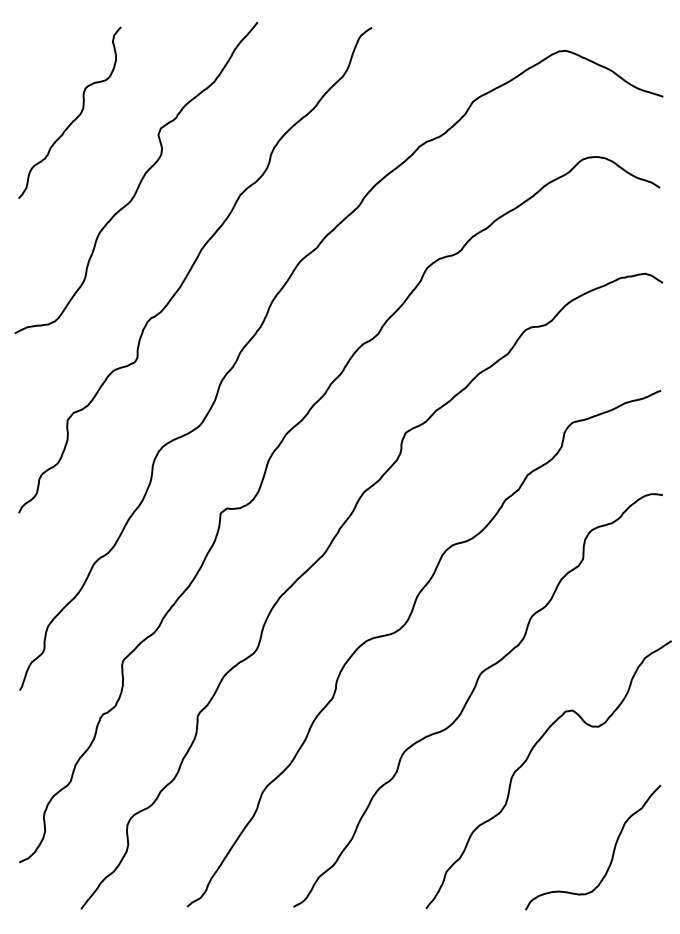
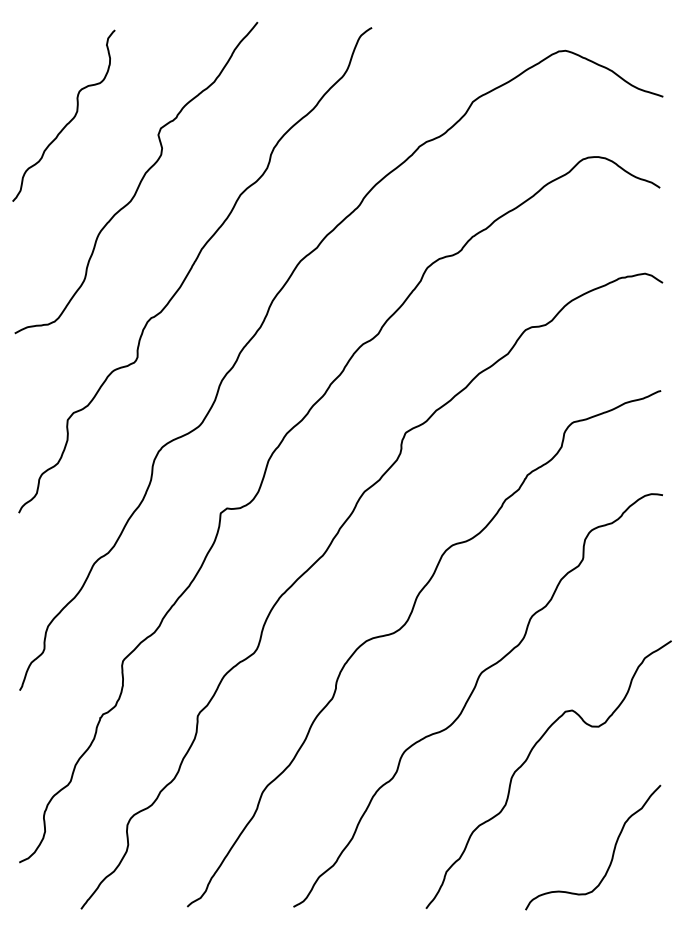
curve position: (76, 116) -> (70, 119) (70, 119)
